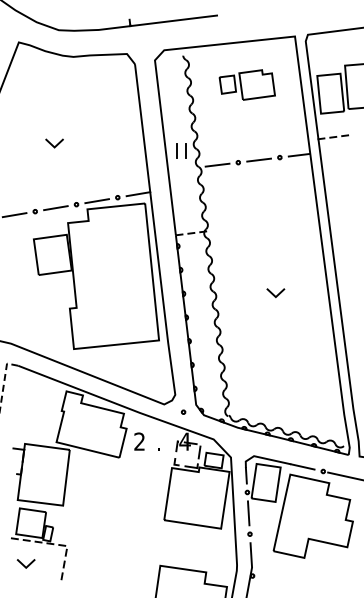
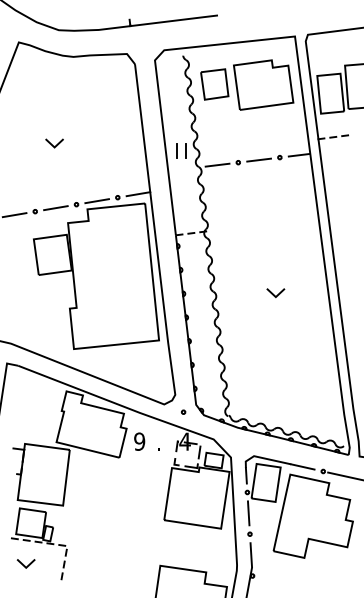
part size: 58x32 px -> 95x52 px (247, 84)
line: dashed -> solid (4, 380)
text: 2 -> 9 (139, 441)
